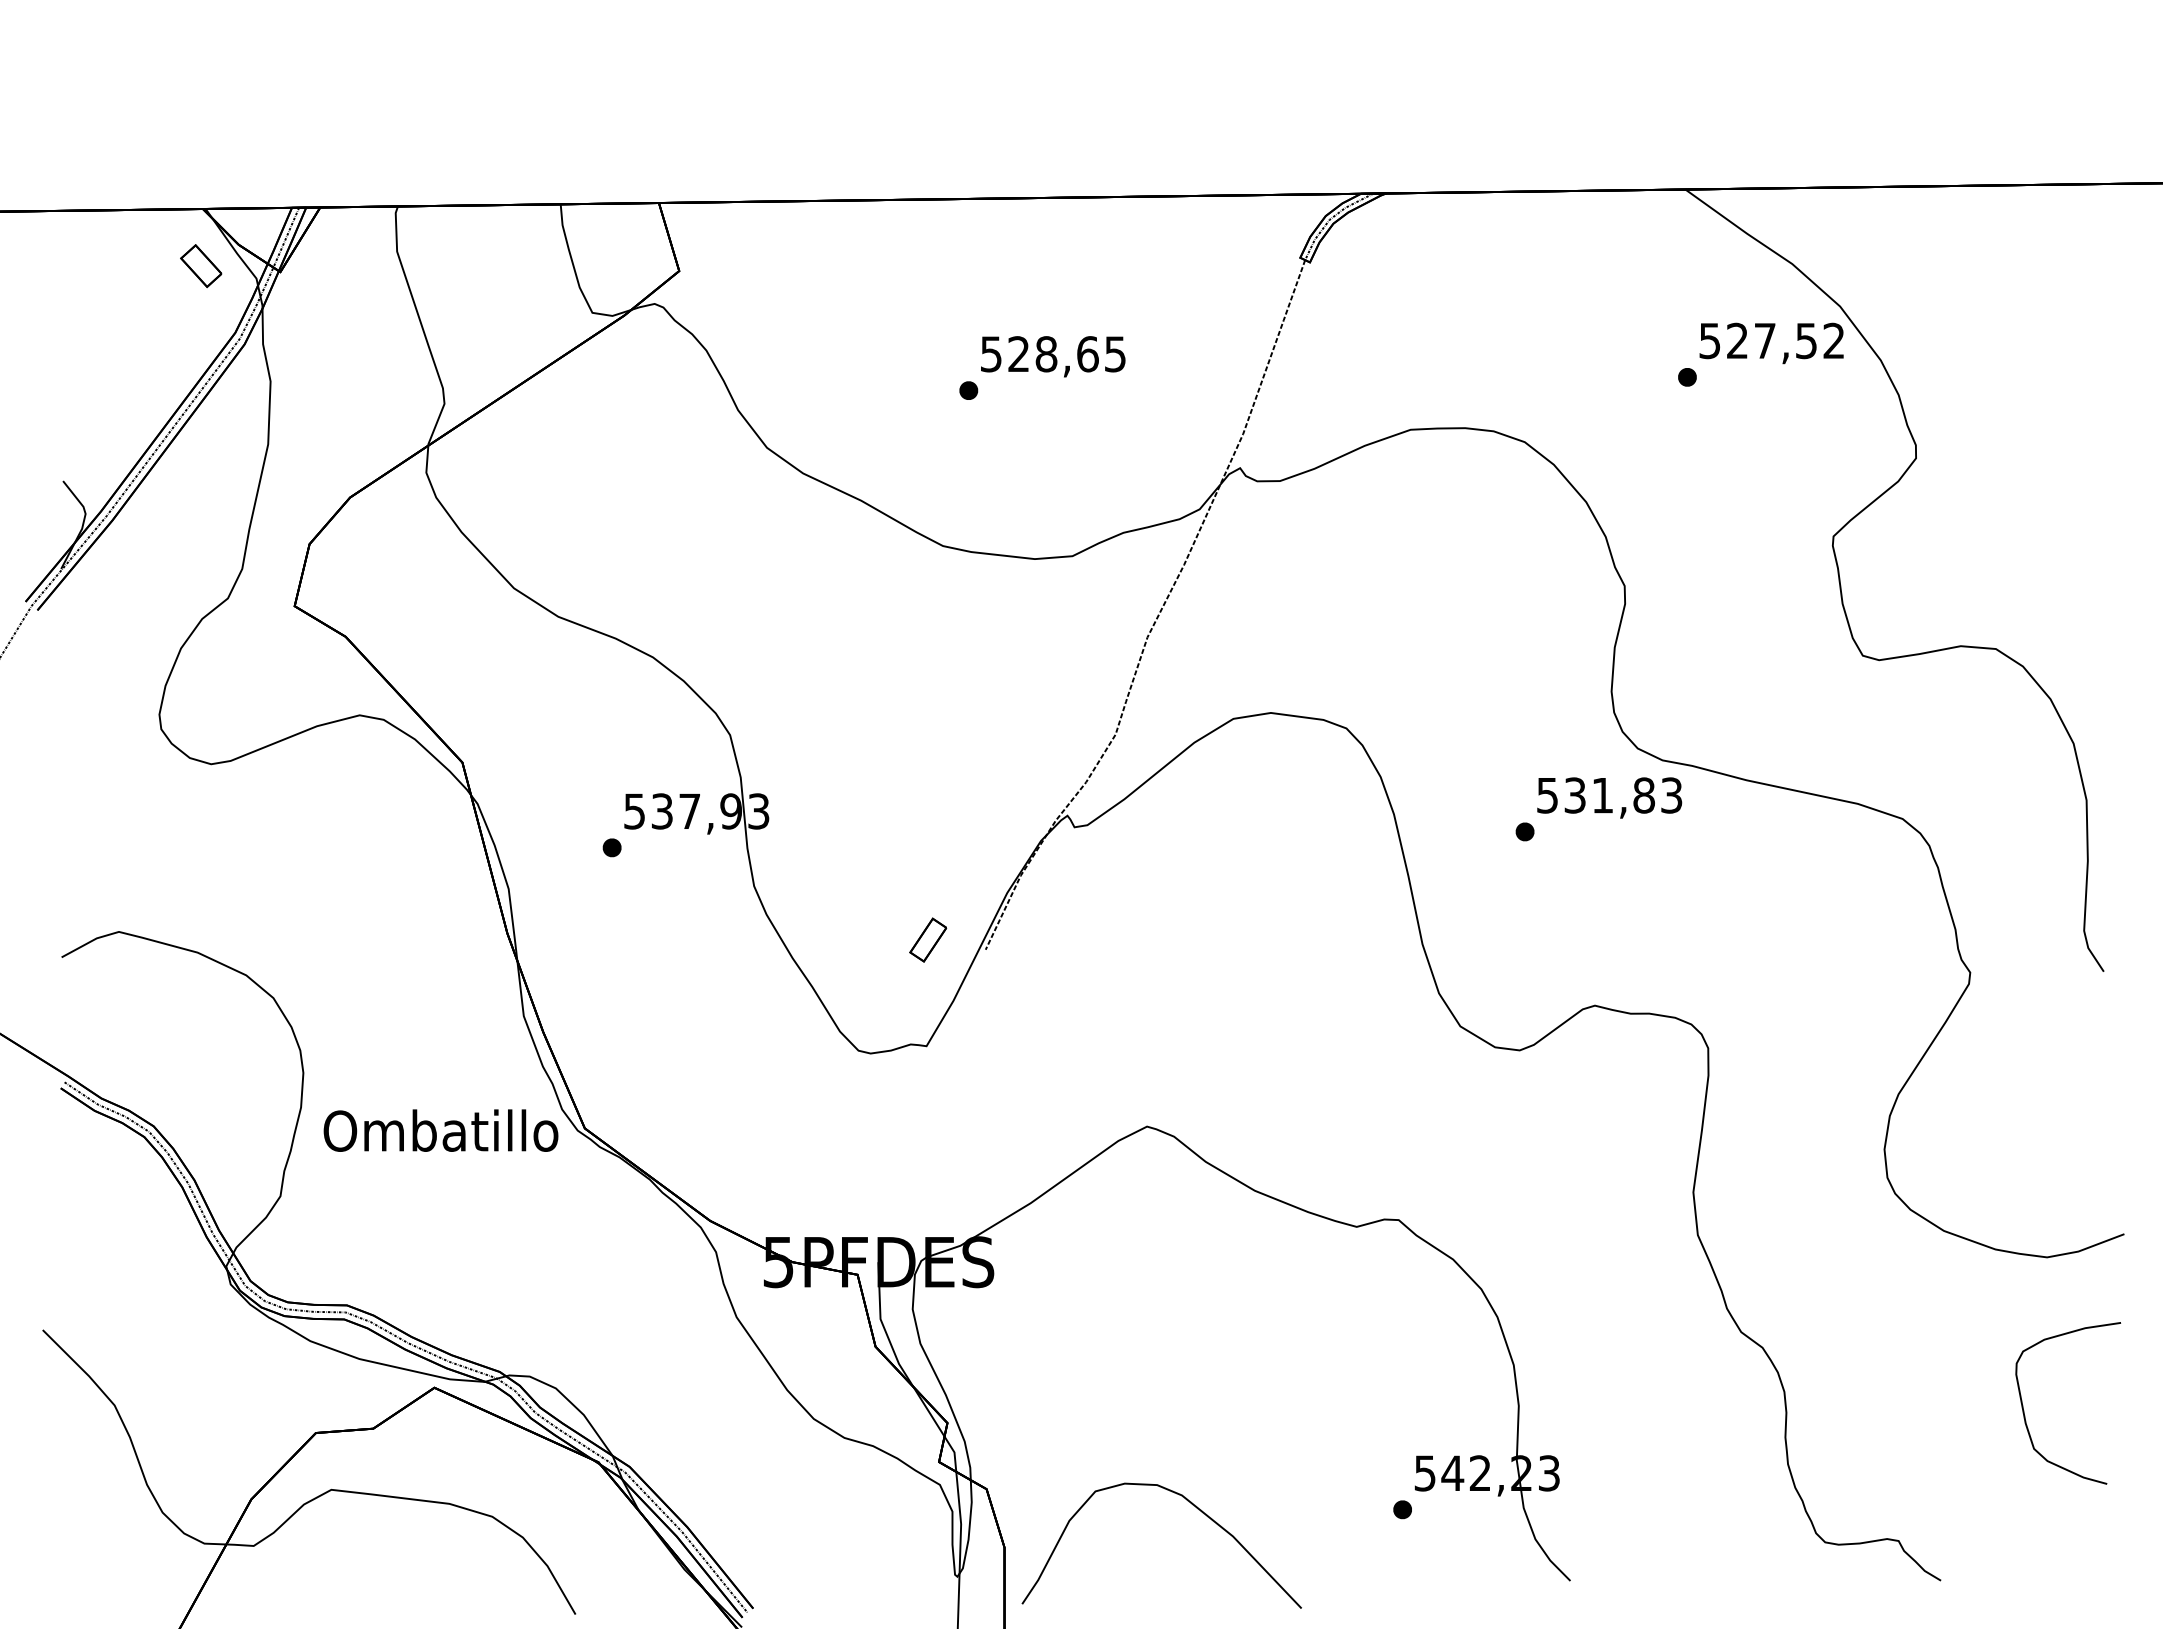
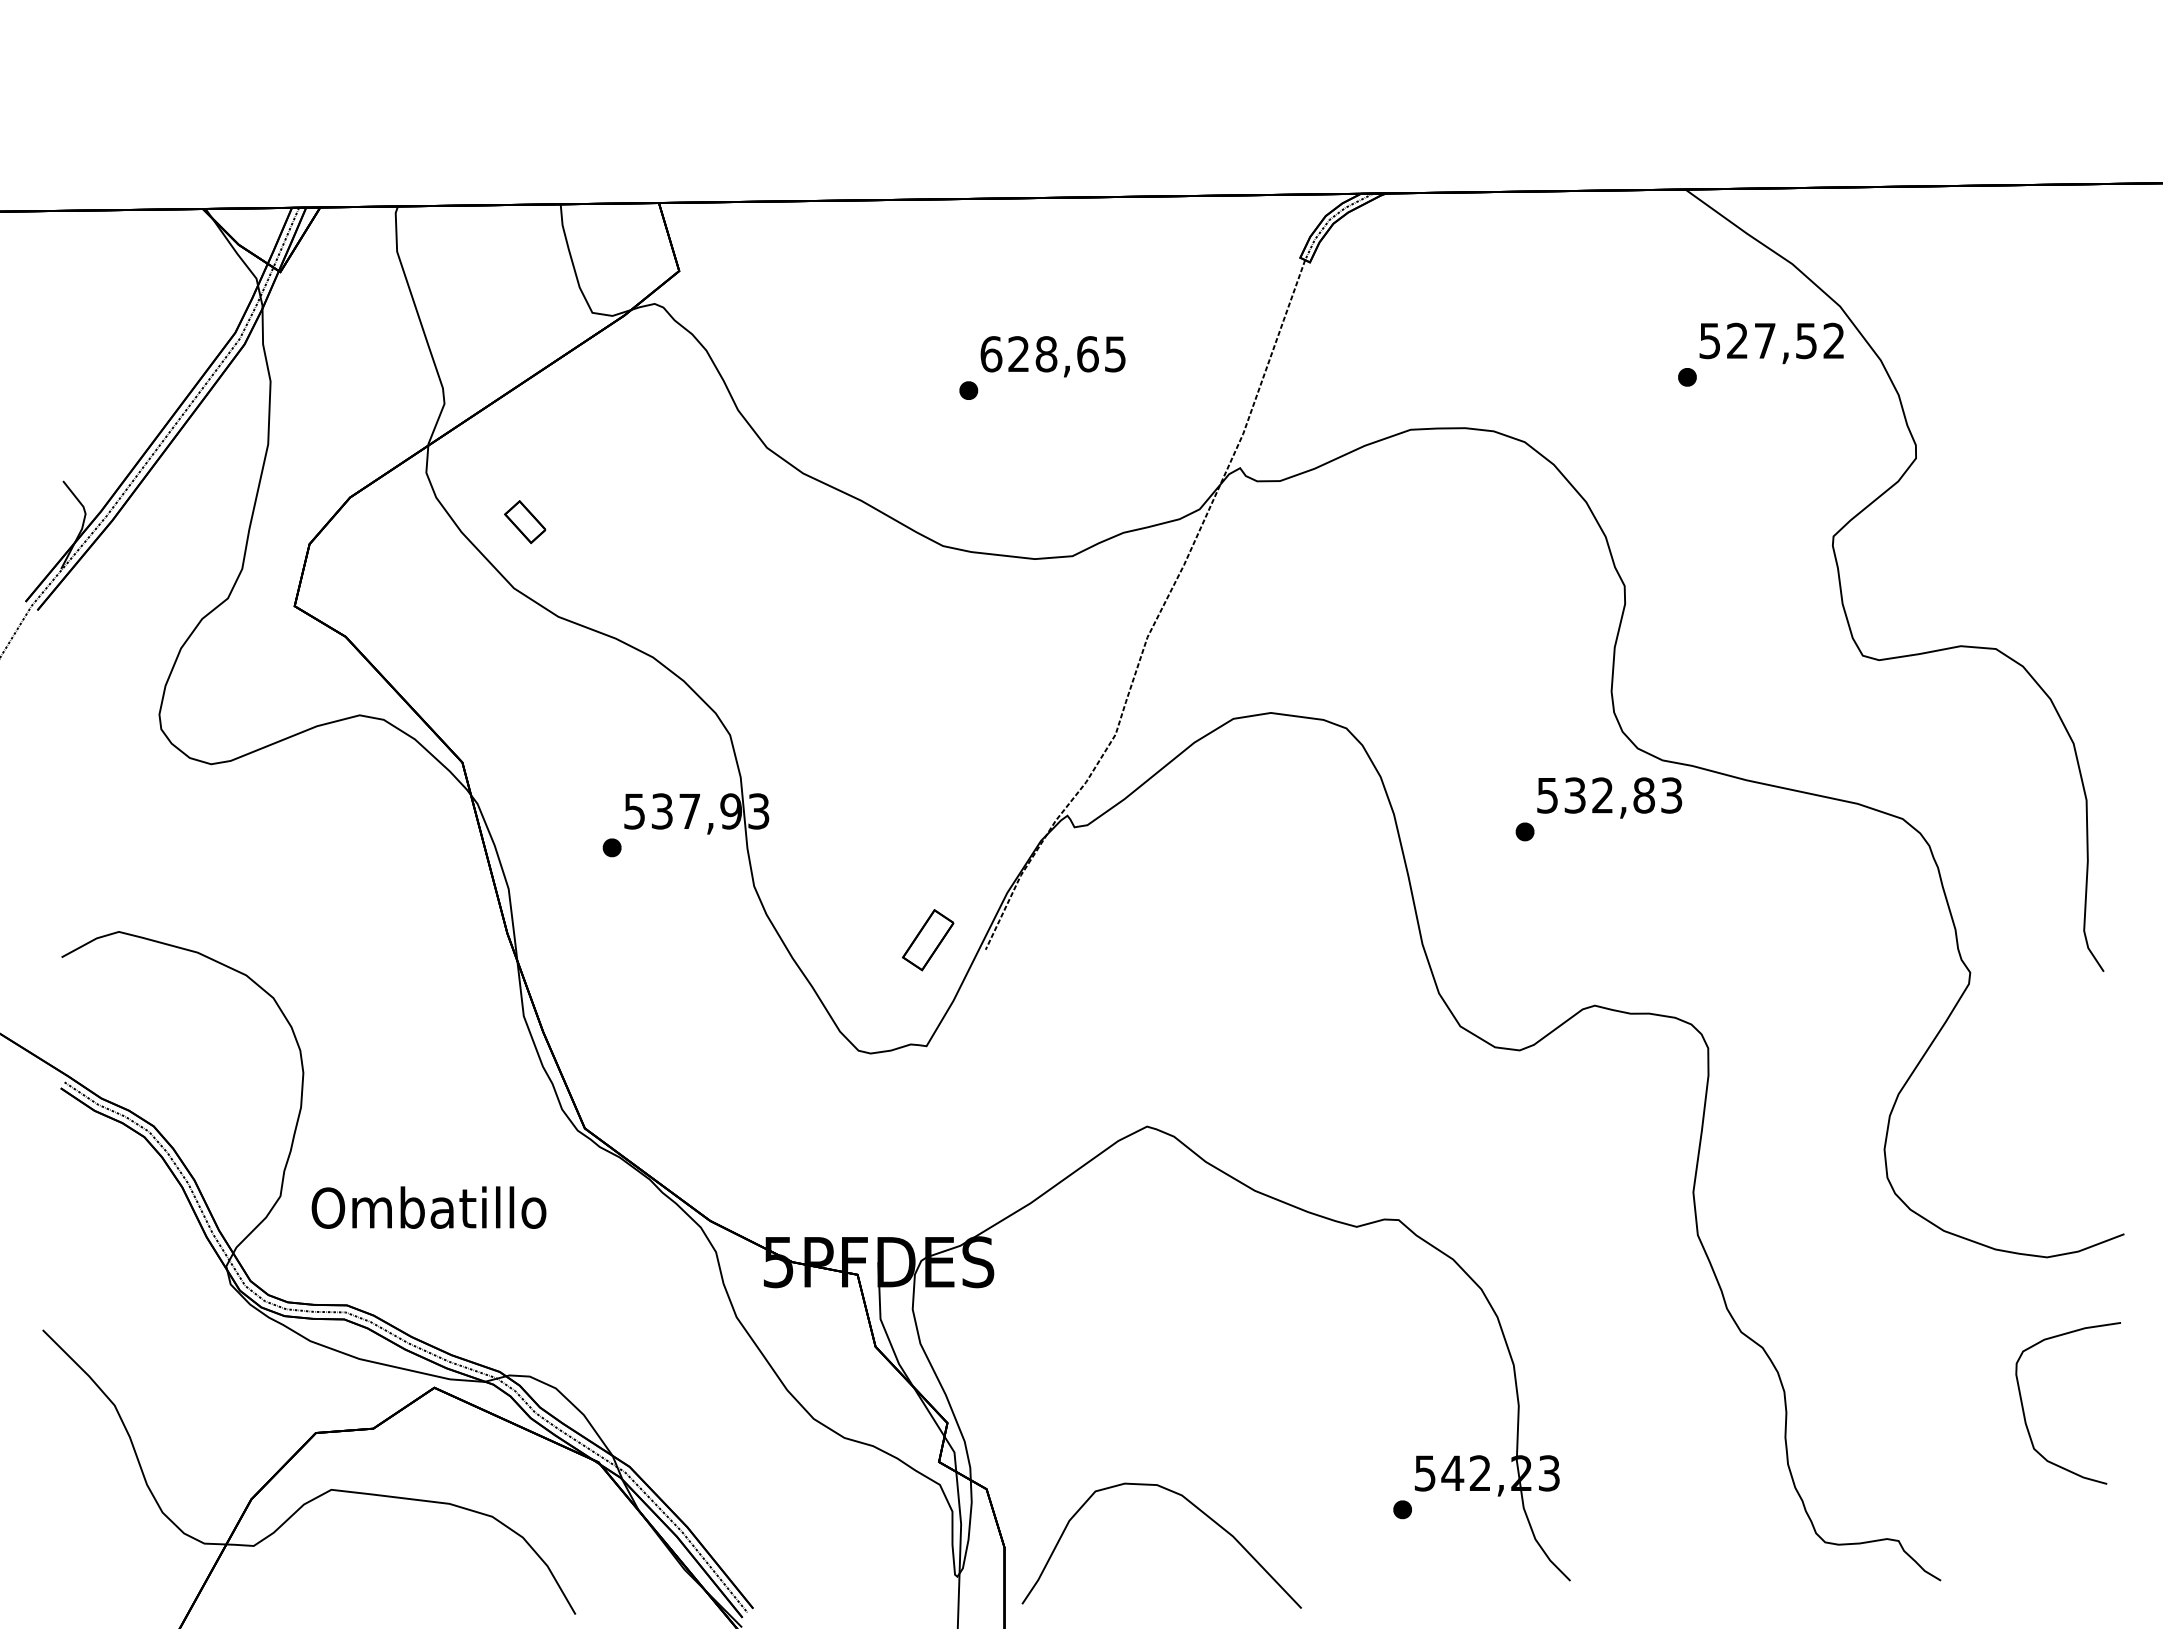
part position: (201, 266) -> (525, 522) (525, 522)
text: 528,65 -> 628,65 (991, 354)
text: 531,83 -> 532,83 (1602, 795)
part size: 39x46 px -> 53x63 px (928, 940)
text position: (440, 1130) -> (428, 1207) (428, 1207)
